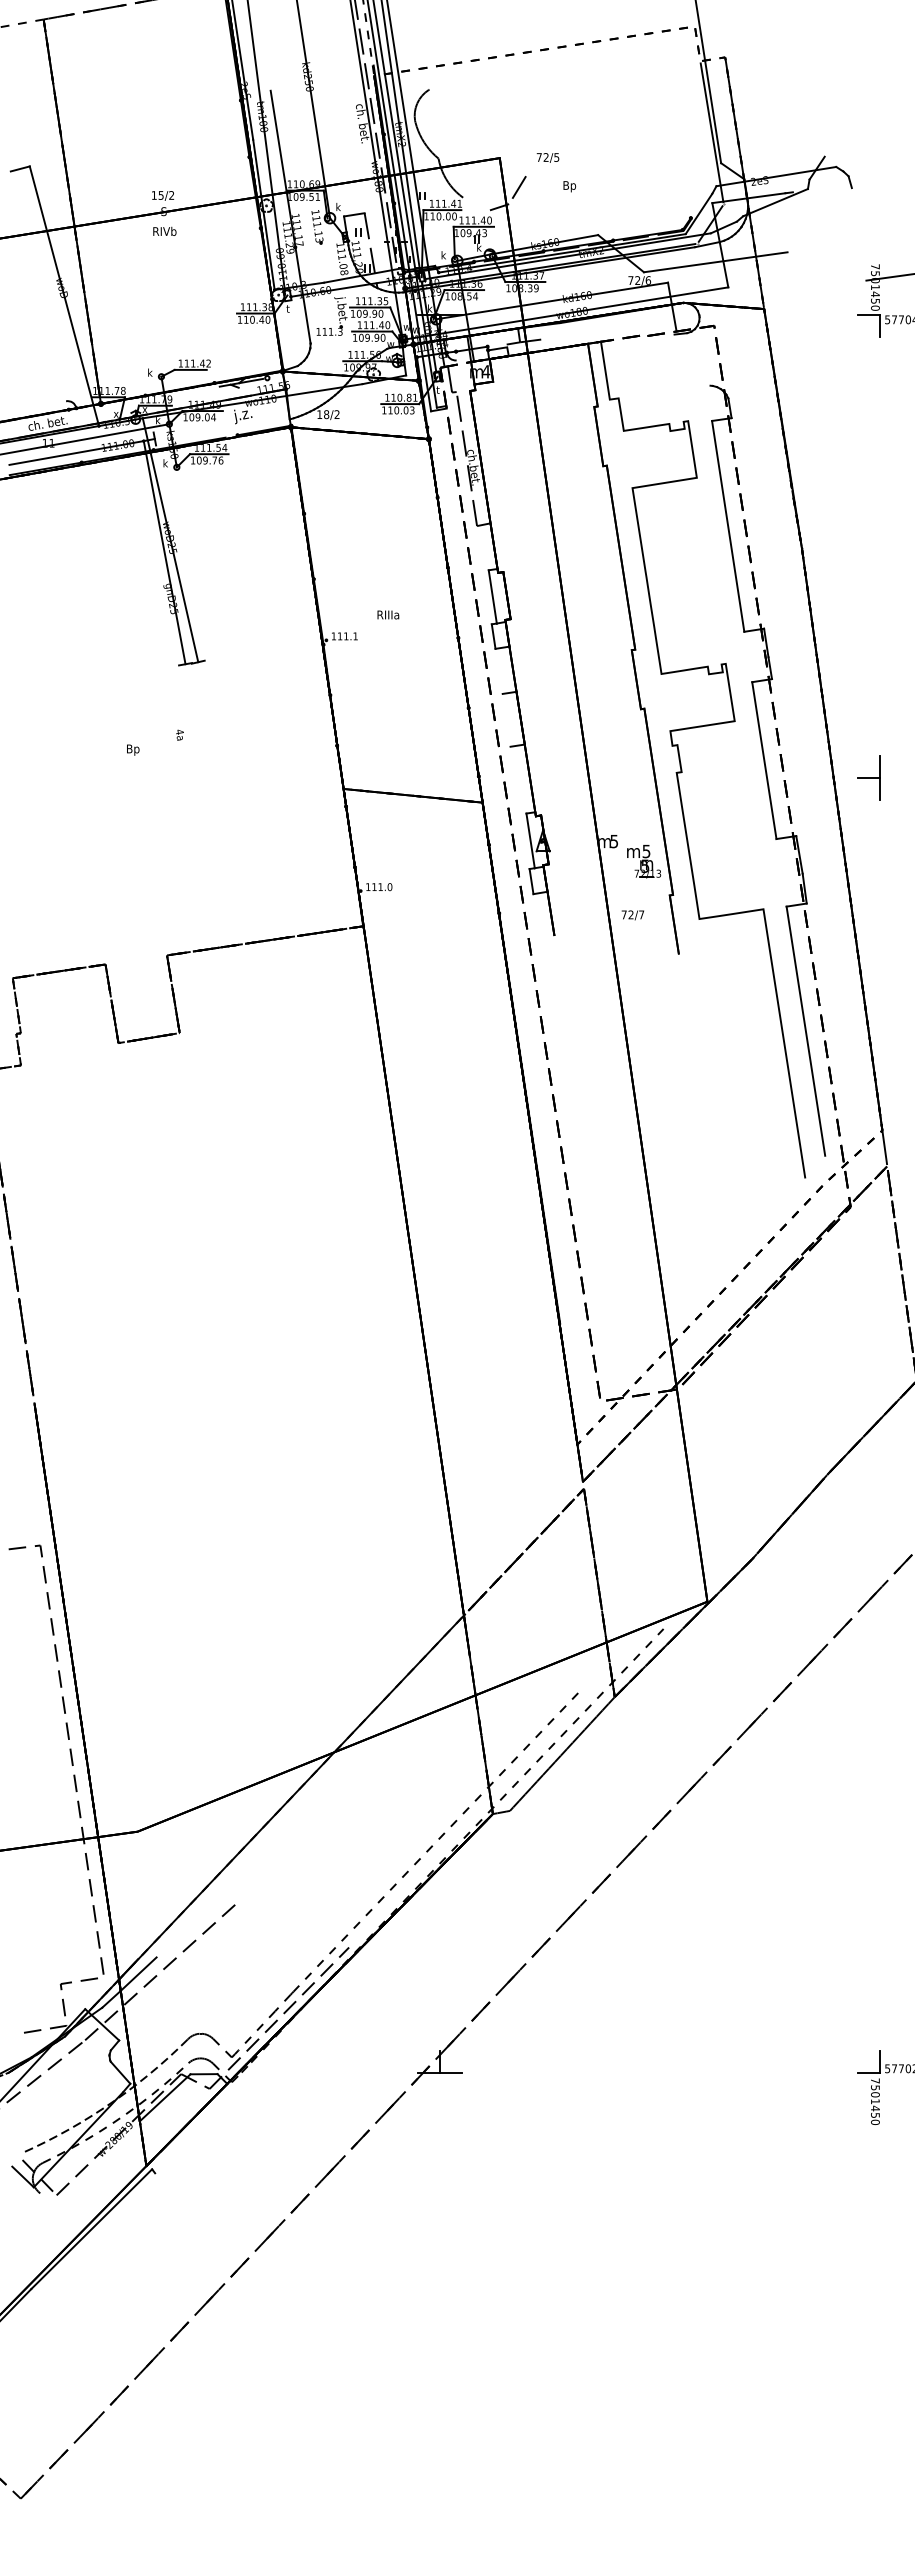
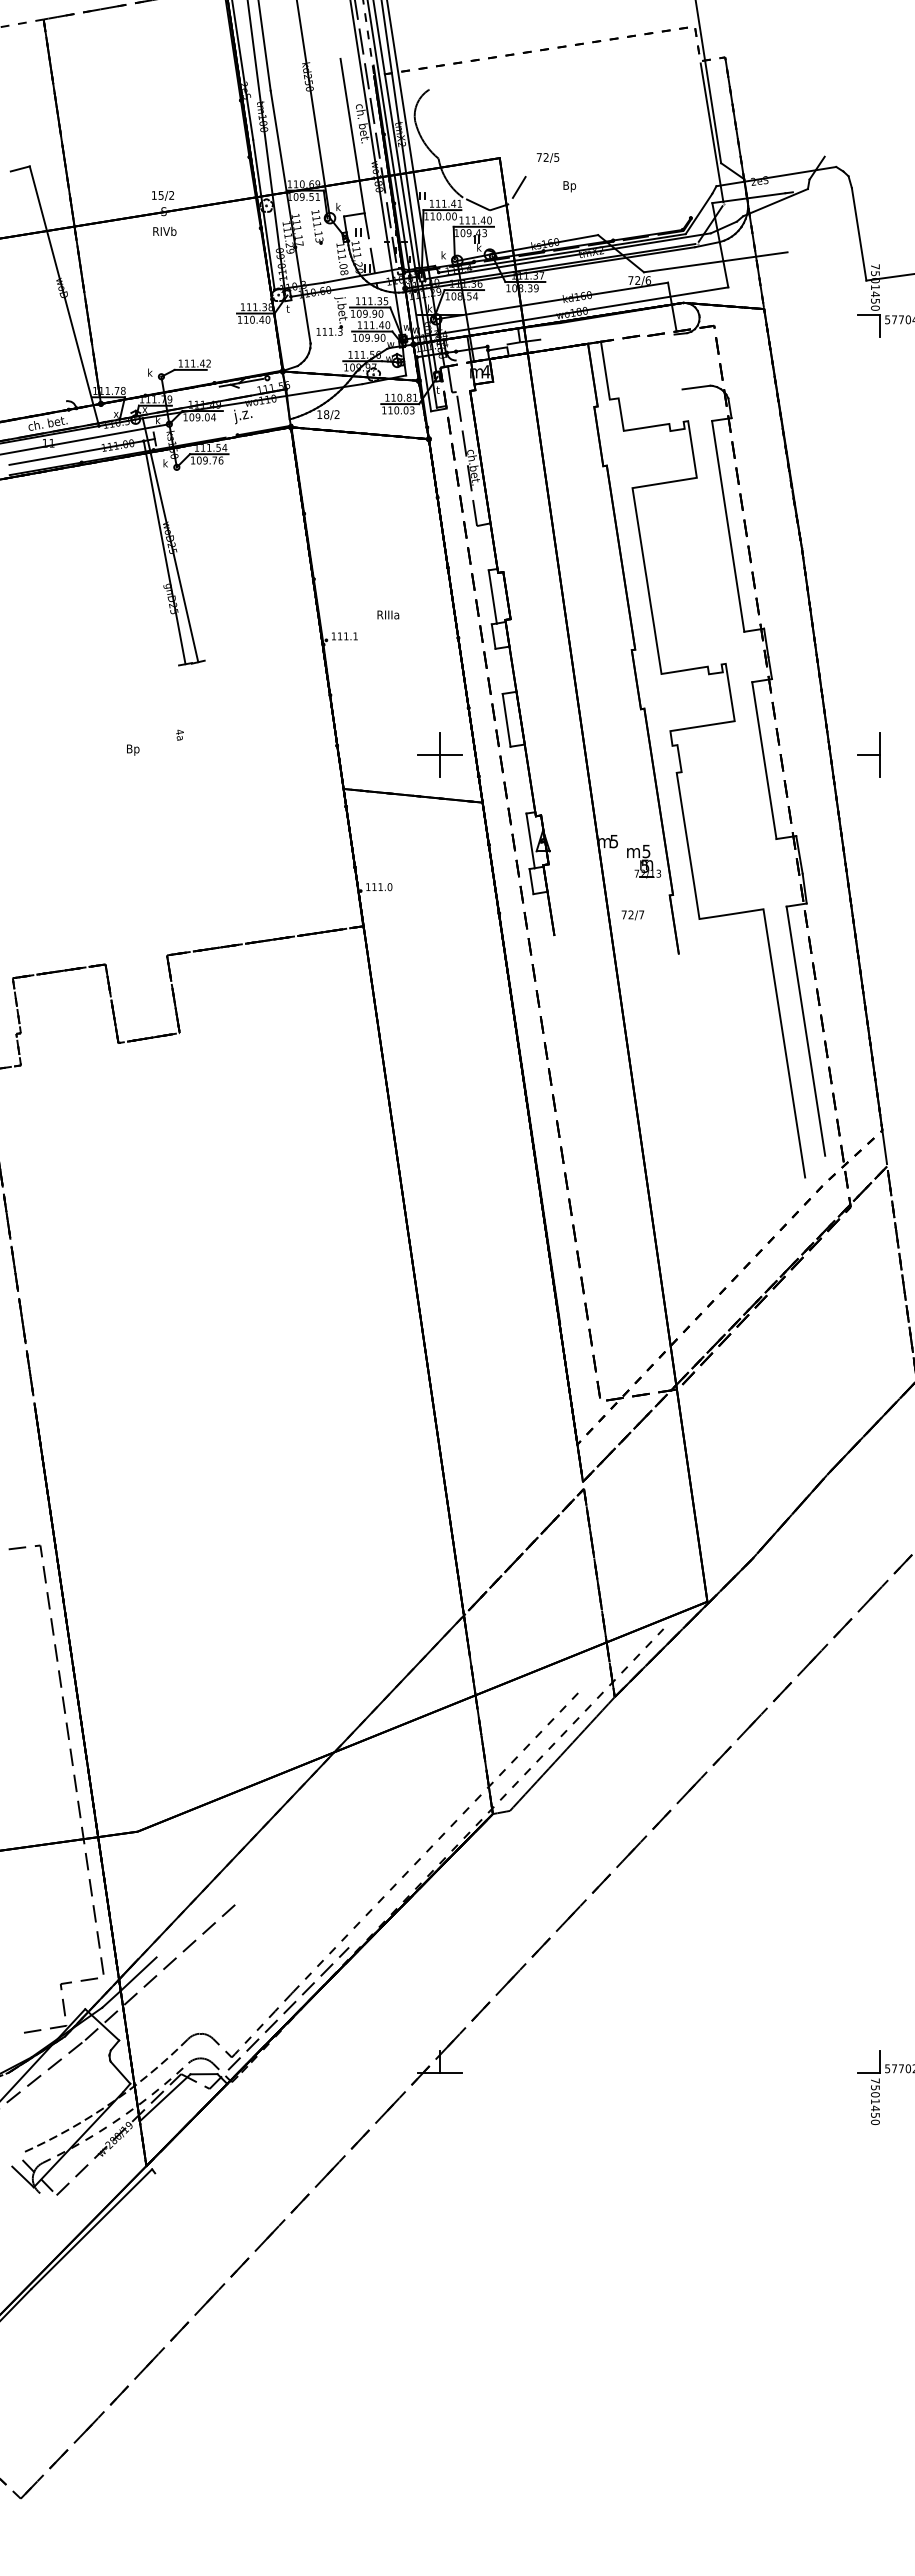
line: none -> present (264, 46)
line: none -> present (352, 135)
line: none -> present (476, 203)
line: none -> present (858, 234)
line: none -> present (696, 387)
line: none -> present (506, 719)
part: none -> present (439, 754)
part position: (868, 777) -> (868, 754) (868, 754)
